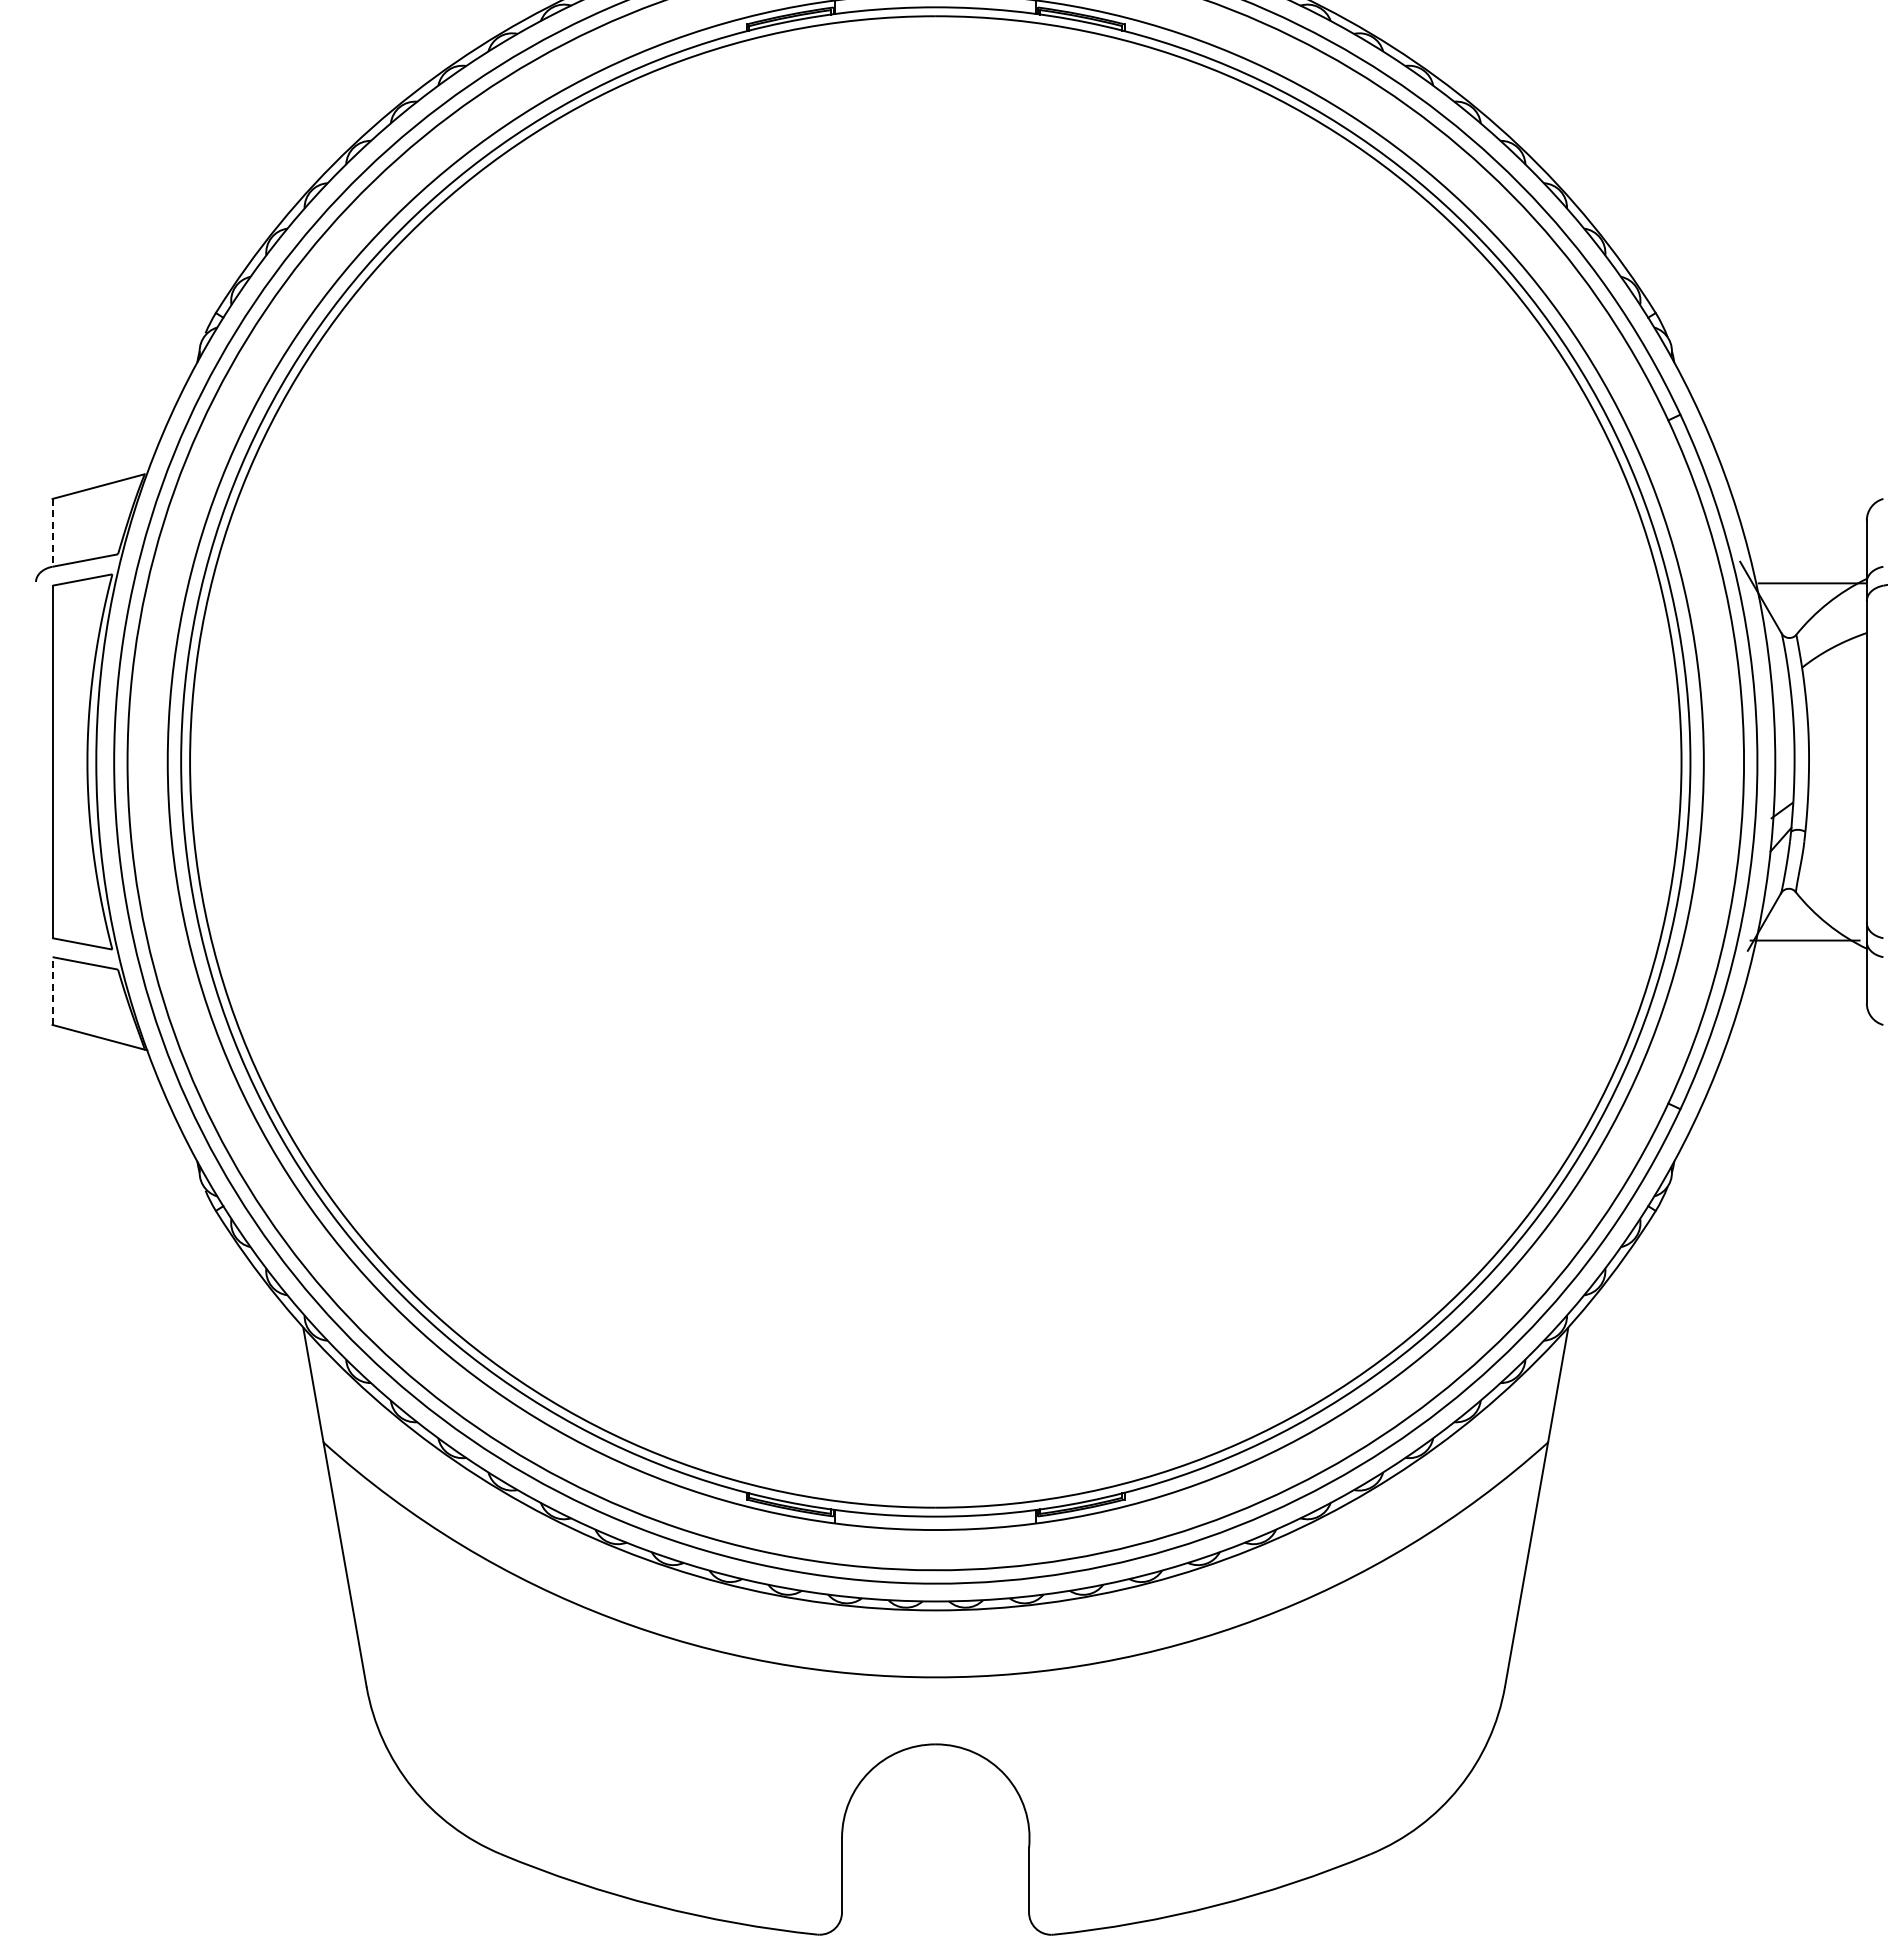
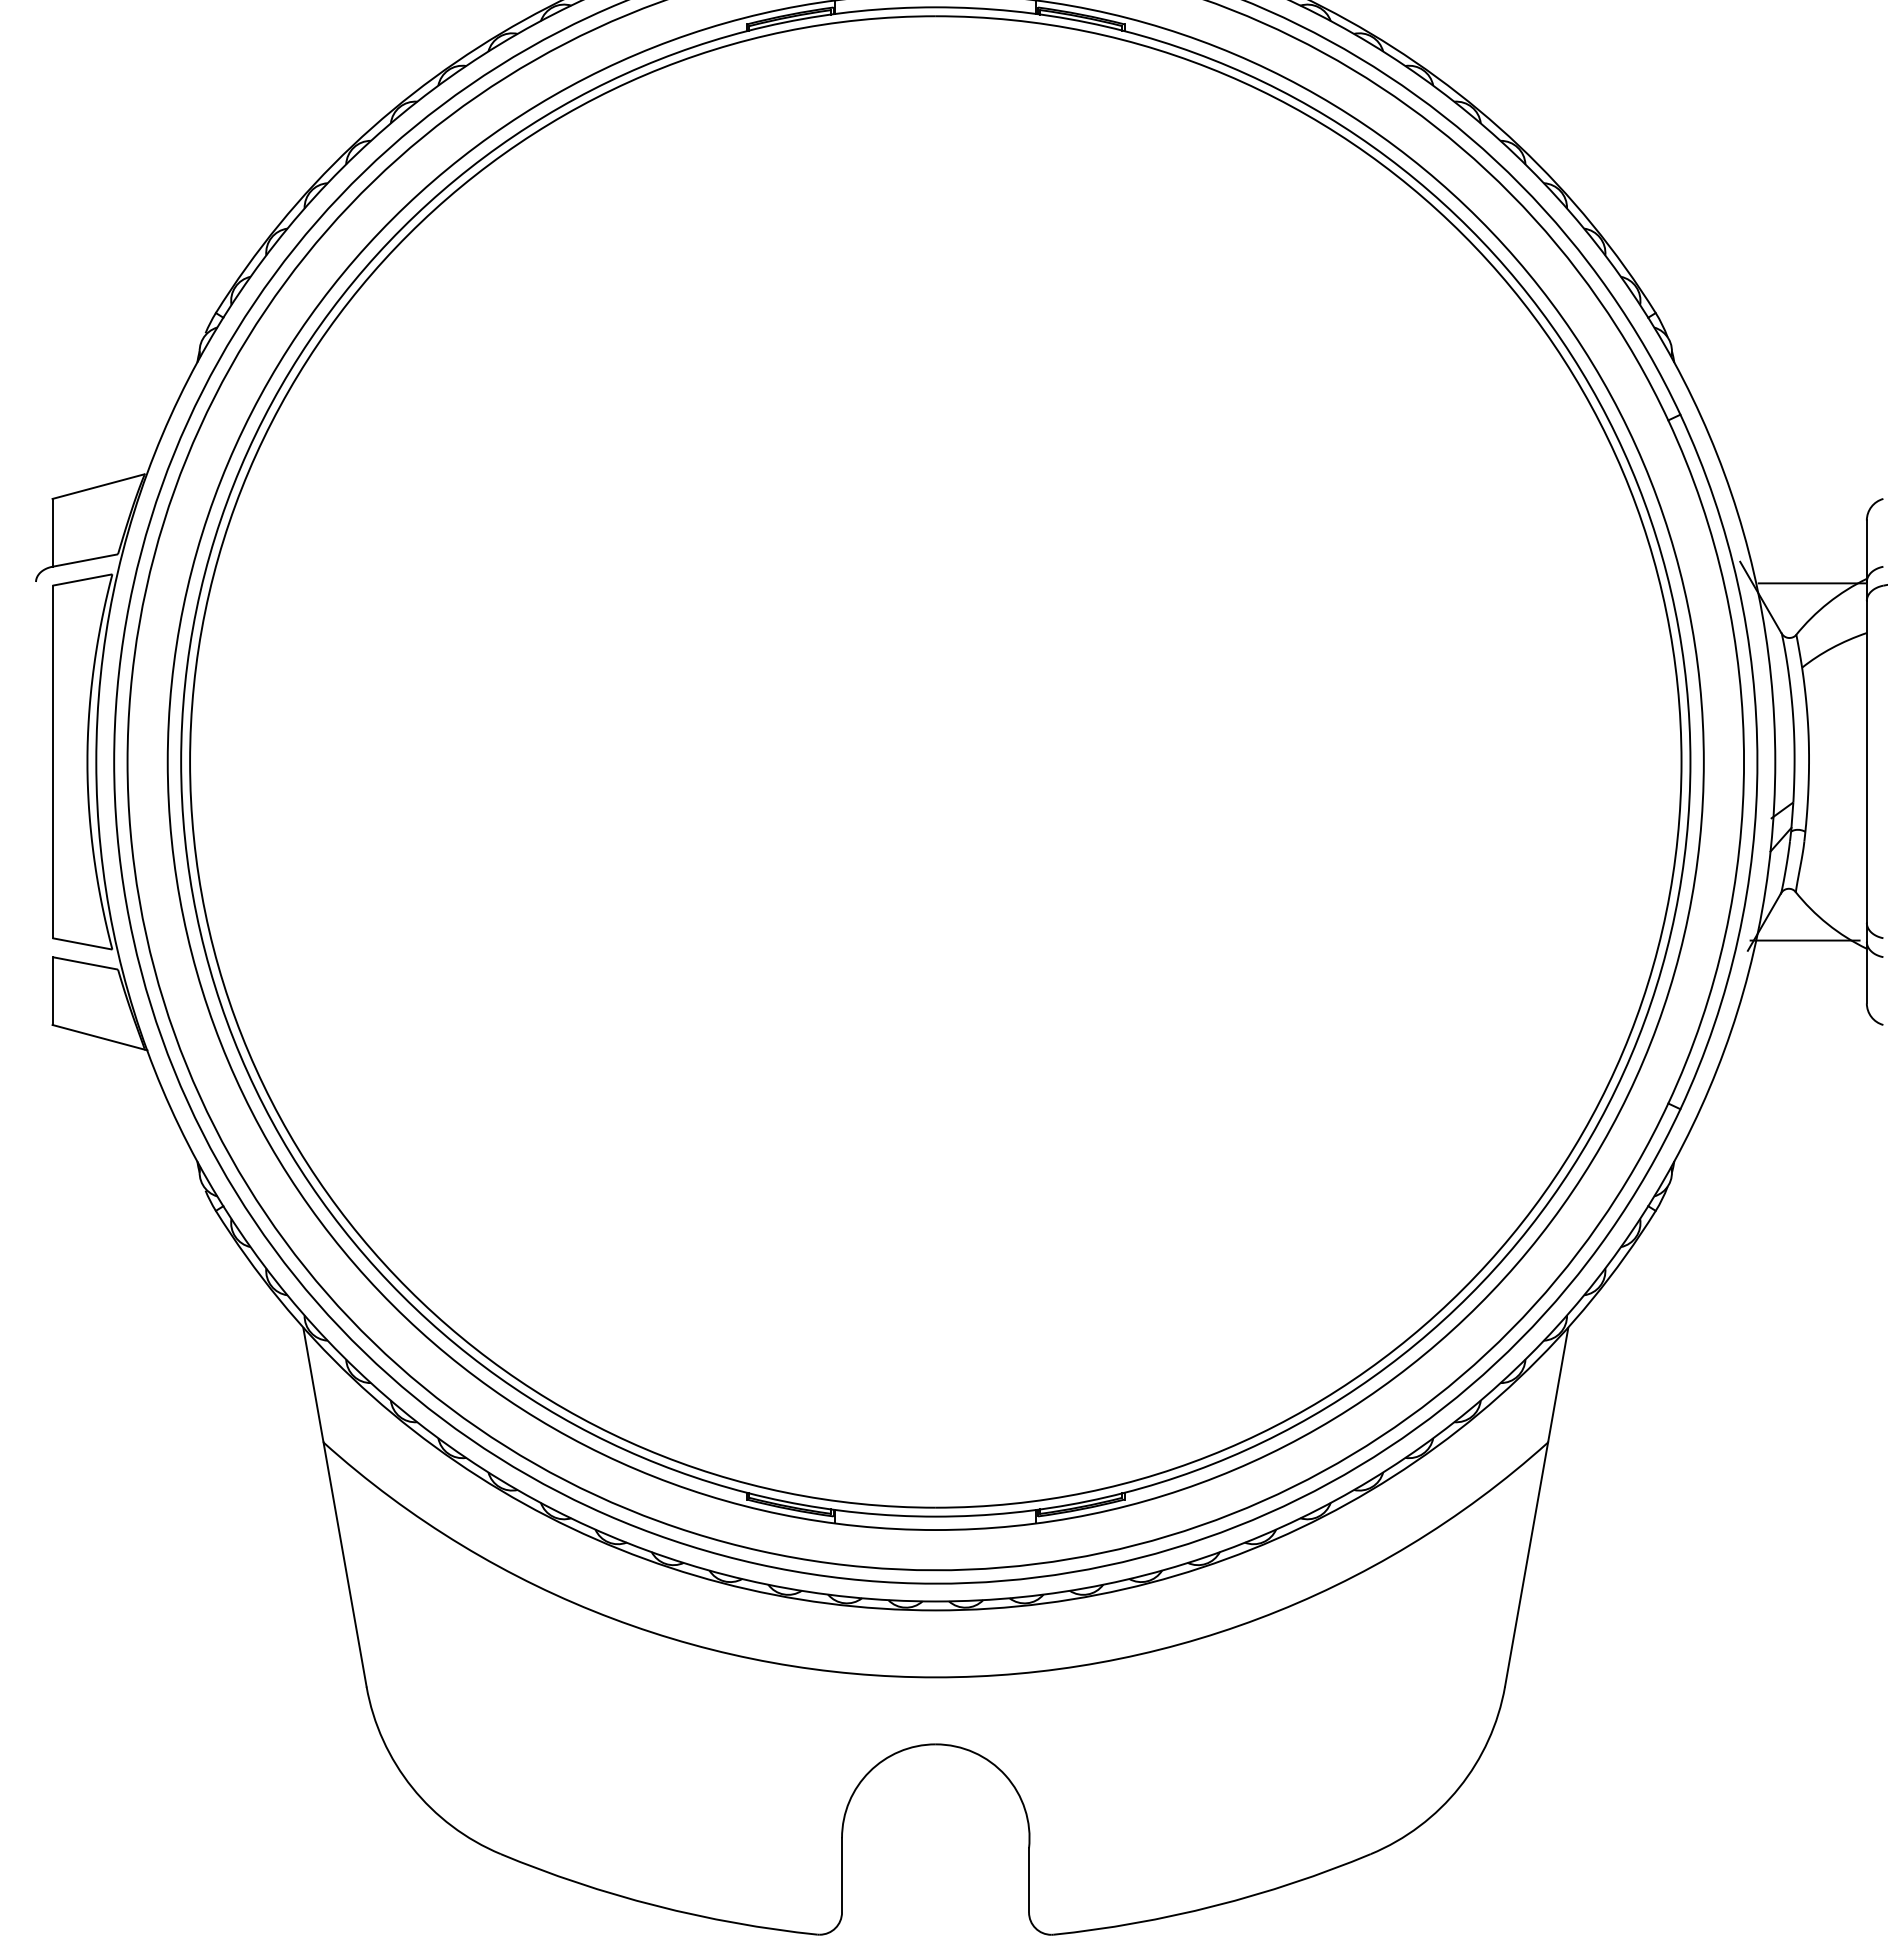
line: dashed -> solid (52, 532)
line: dashed -> solid (52, 991)
